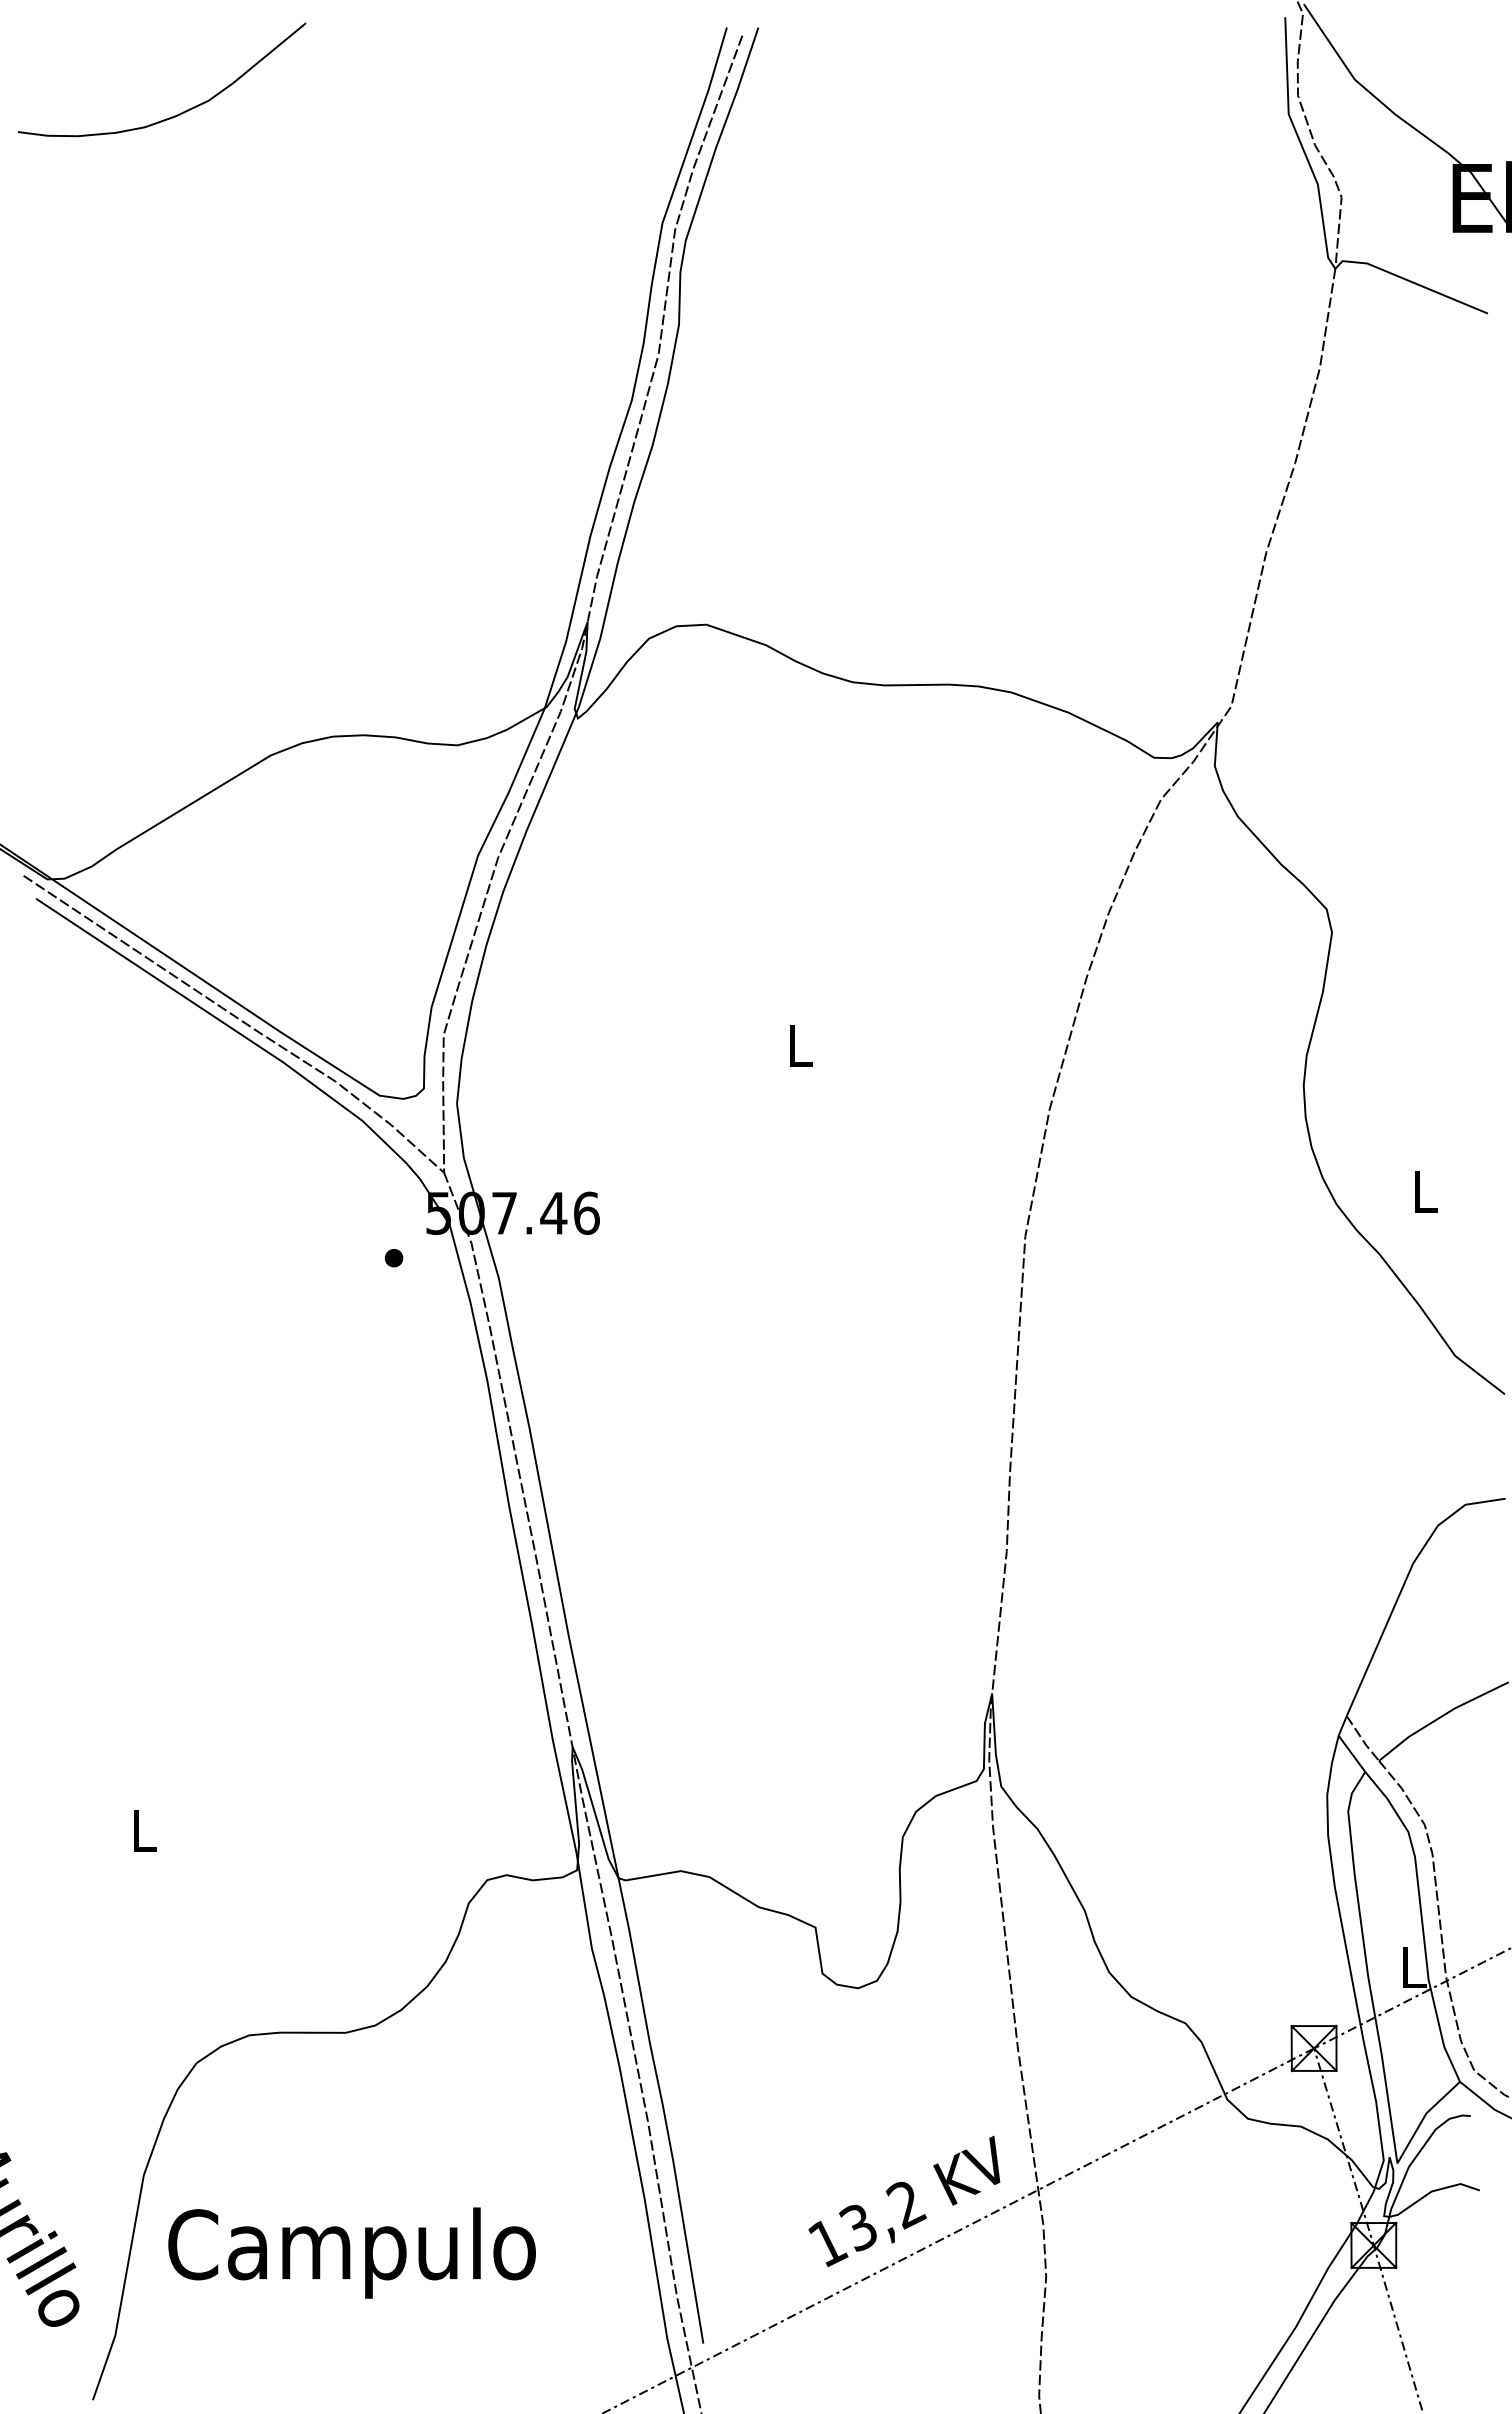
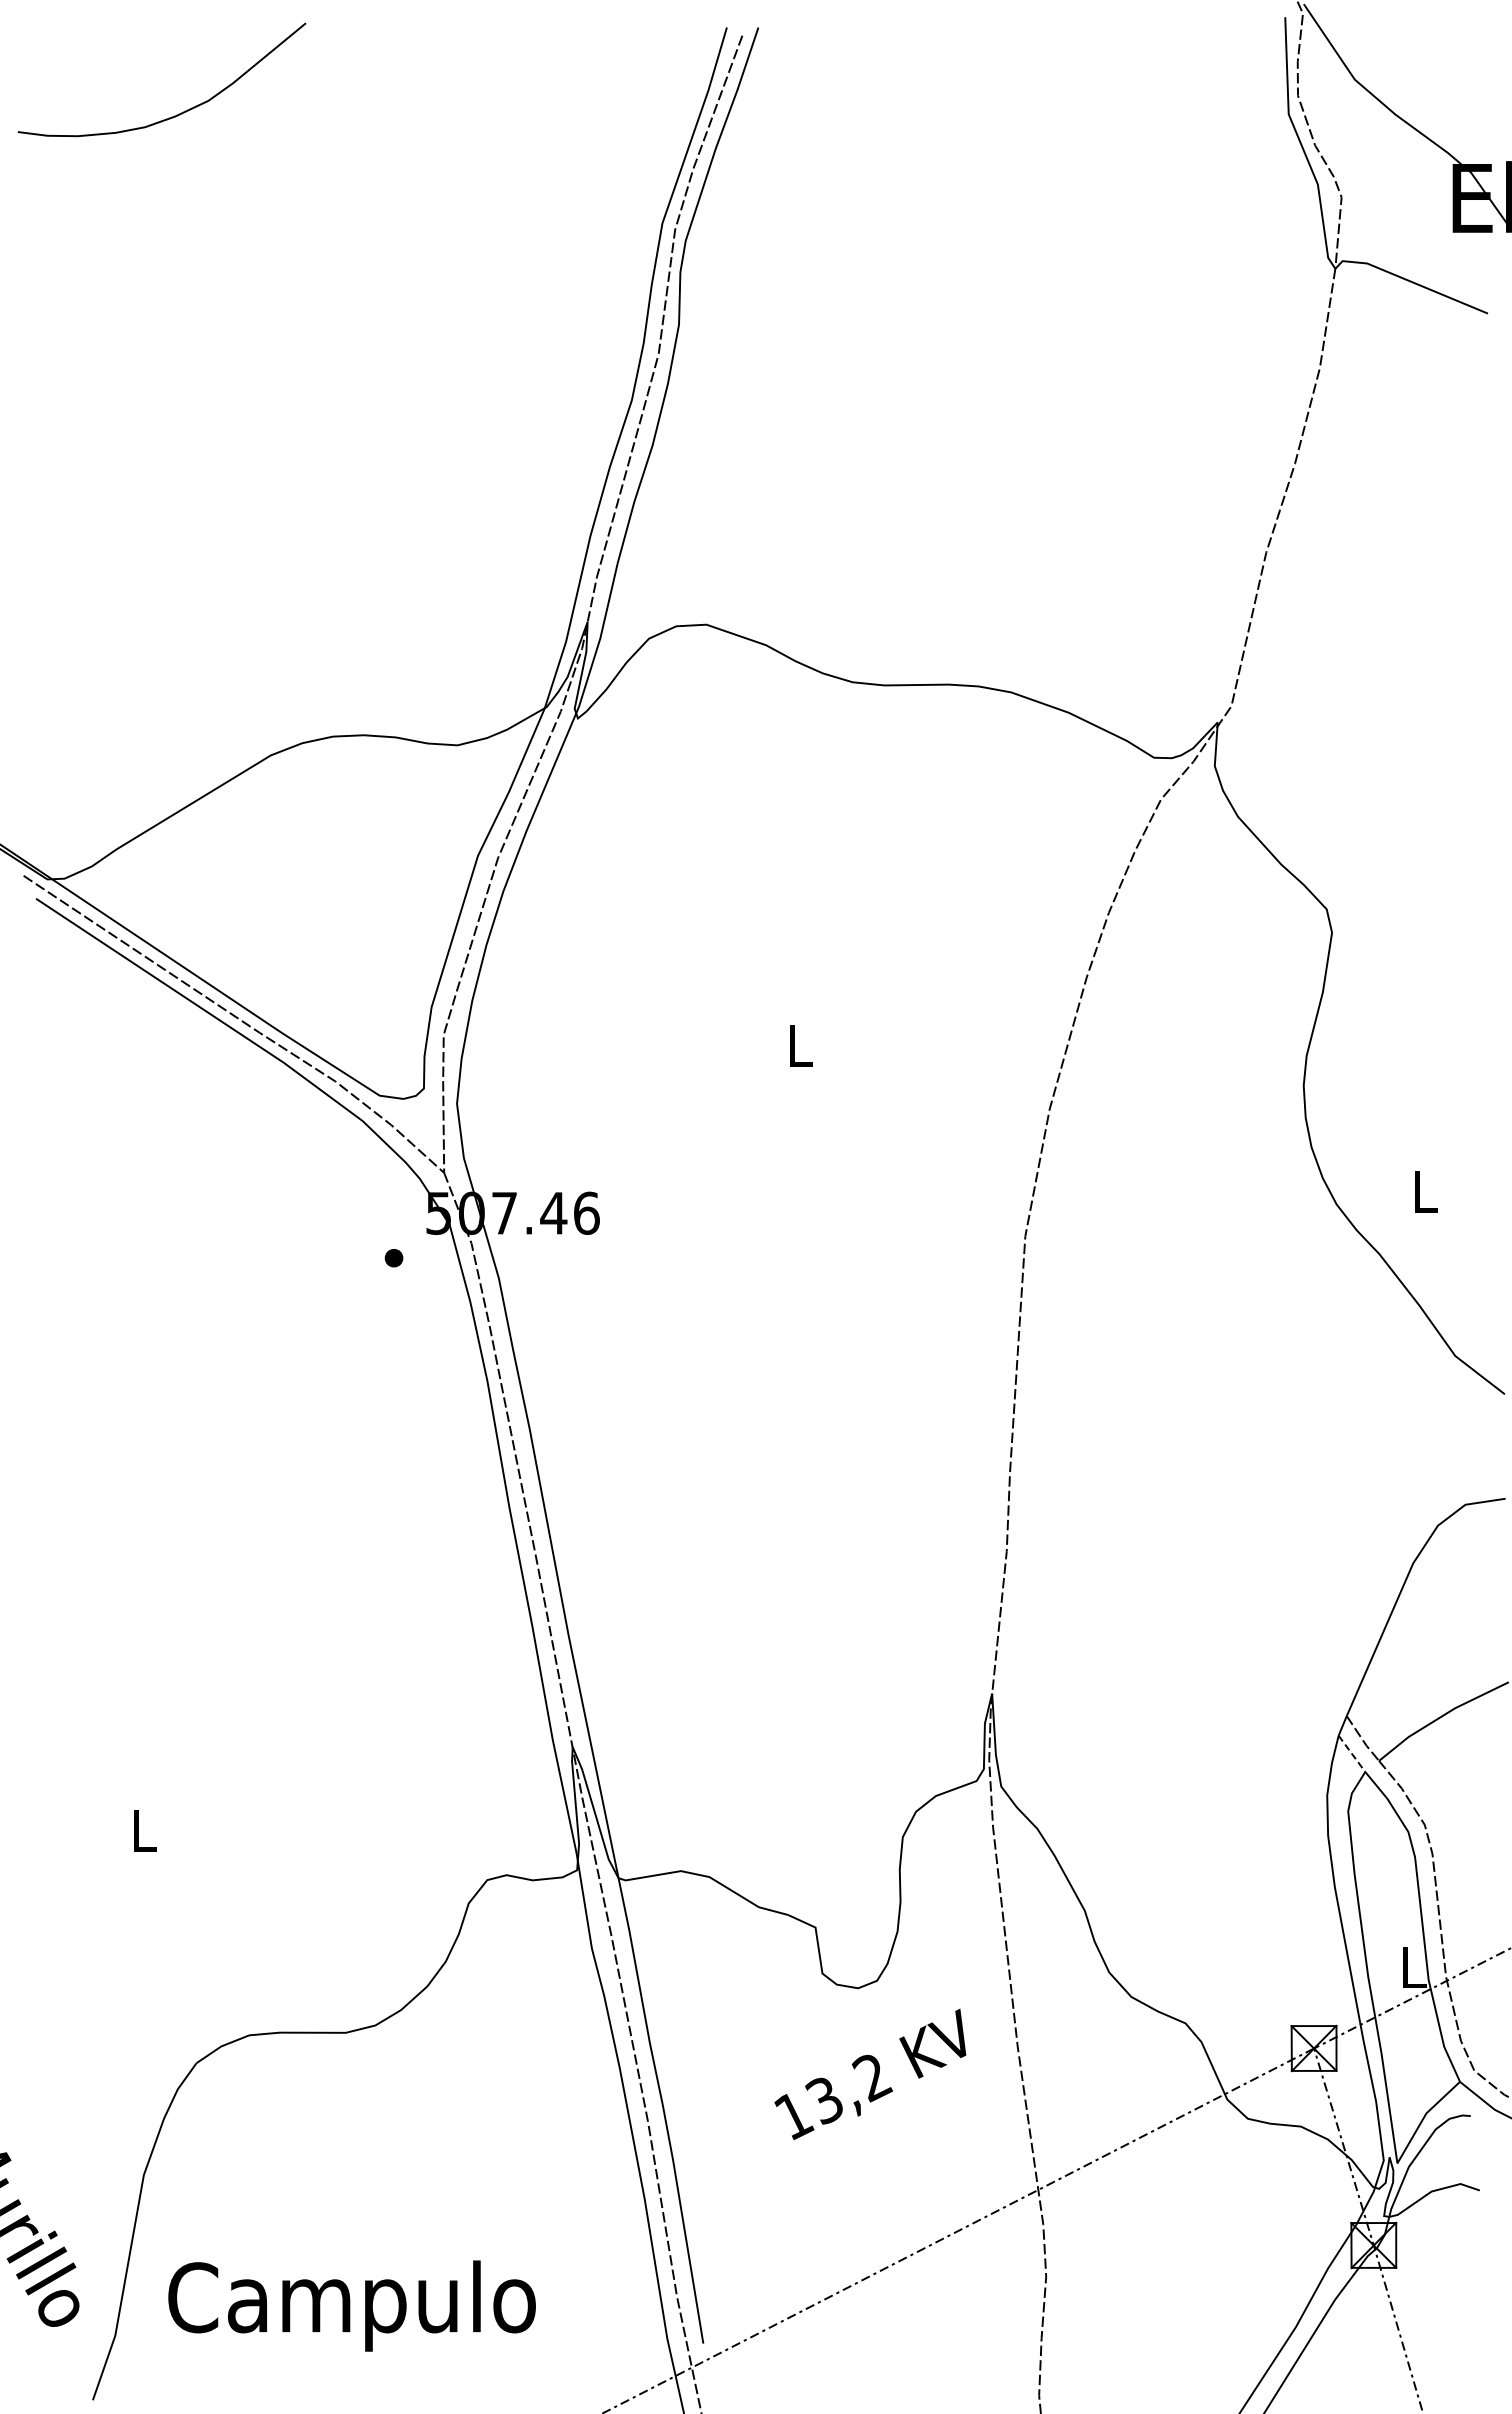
line: solid -> dashed (1352, 1754)
text position: (904, 2200) -> (870, 2073) (870, 2073)
text position: (351, 2252) -> (351, 2305) (351, 2305)
